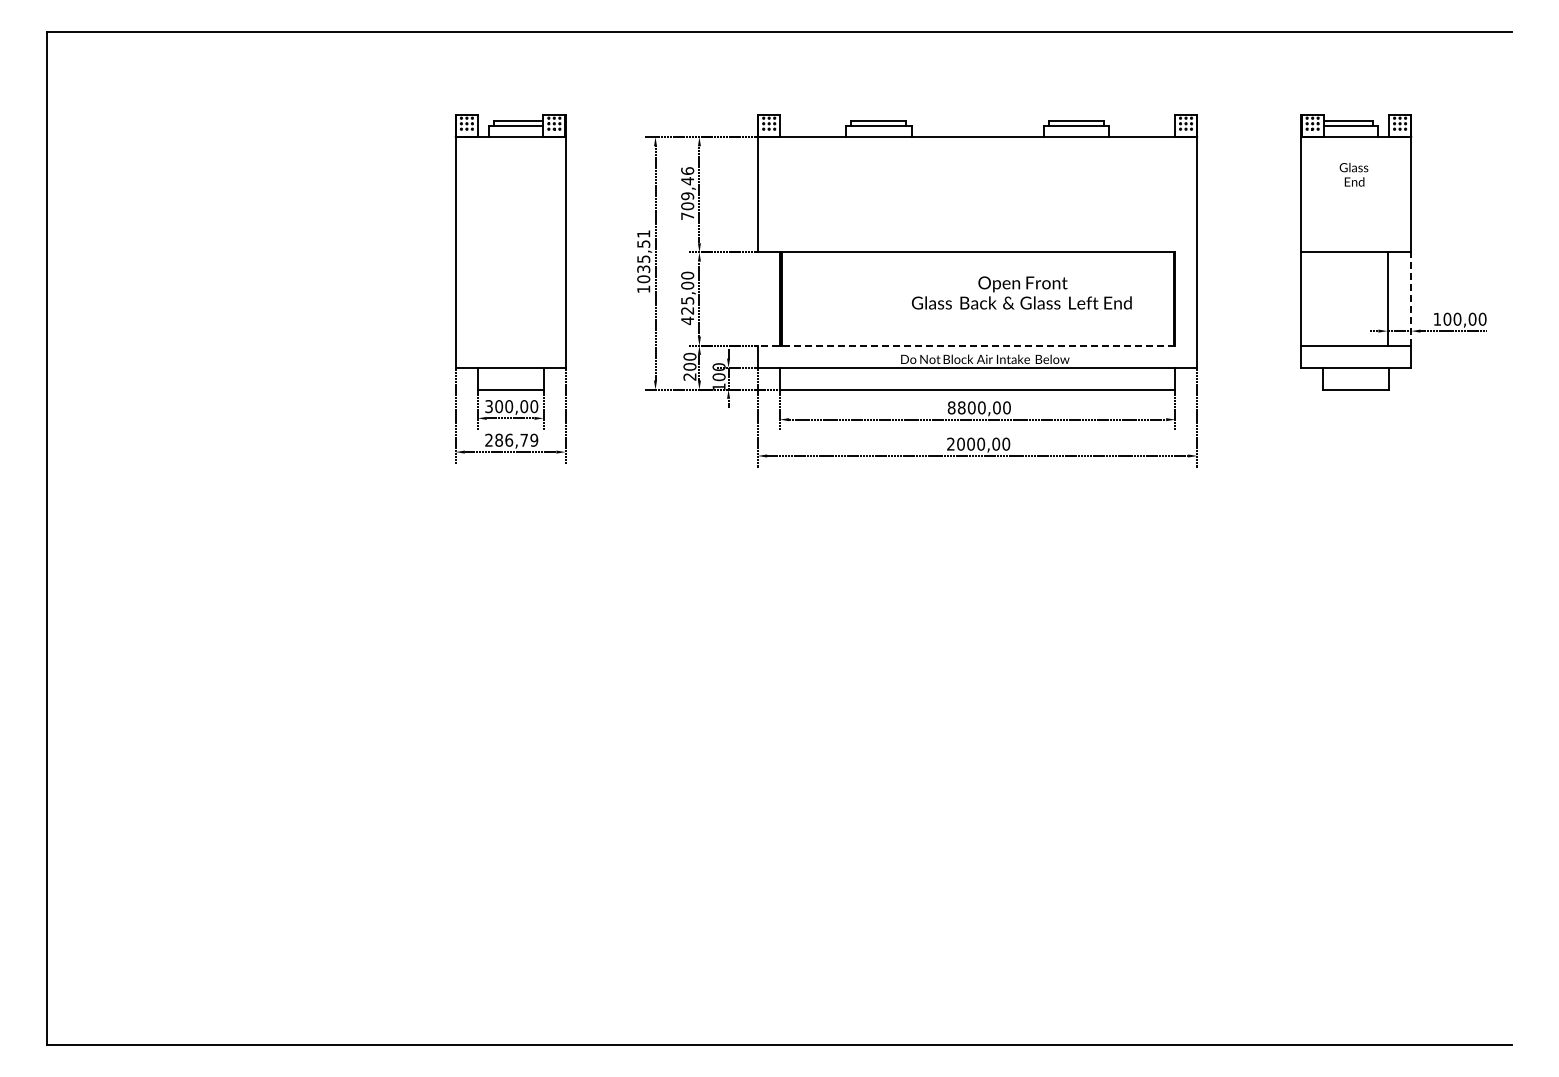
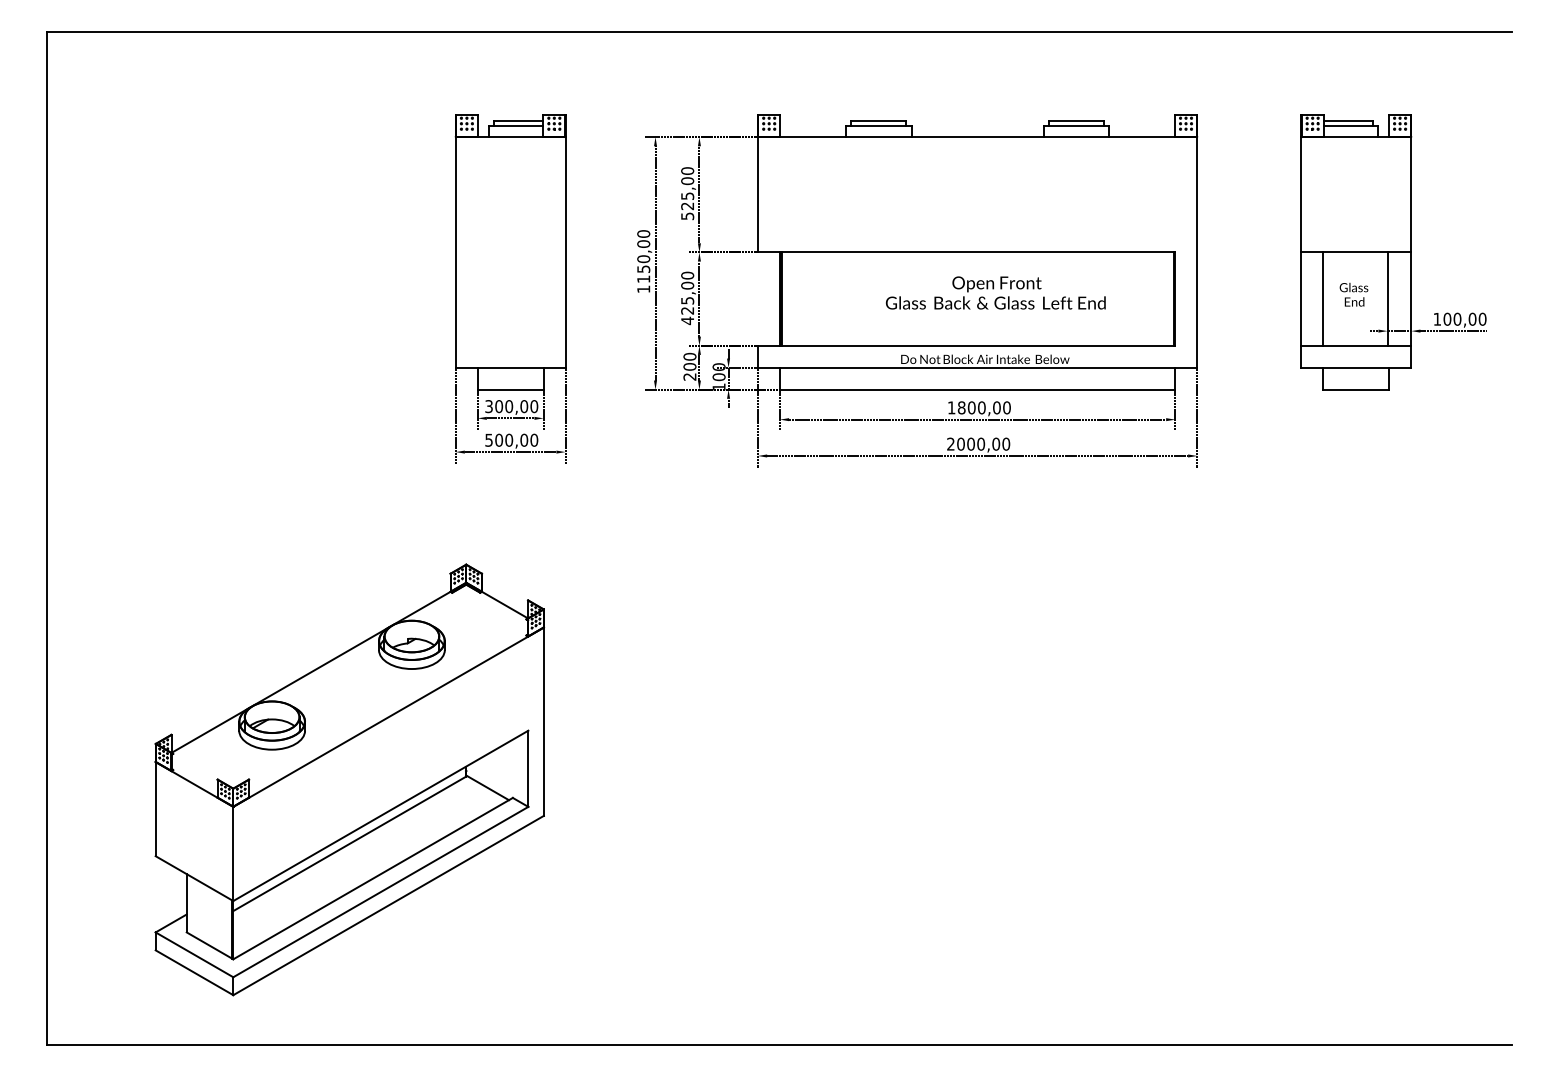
text position: (1353, 174) -> (1353, 294) (1353, 294)
text: 709,46 -> 525,00 (687, 193)
text: 1035,51 -> 1150,00 (643, 256)
text position: (1021, 292) -> (995, 292) (995, 292)
line: none -> present (1323, 298)
line: dashed -> solid (1411, 299)
line: dashed -> solid (966, 345)
text: 8800,00 -> 1800,00 (951, 407)
text: 286,79 -> 500,00 (511, 439)
part: none -> present (349, 779)
